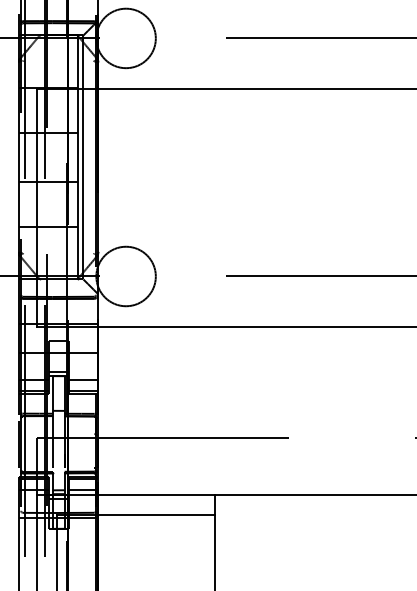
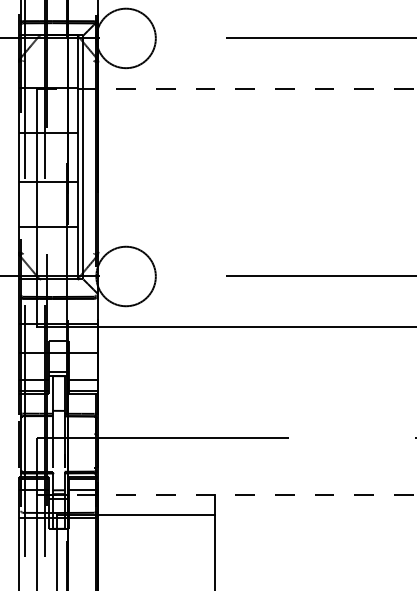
line: solid -> dashed (226, 89)
line: solid -> dashed (226, 495)
